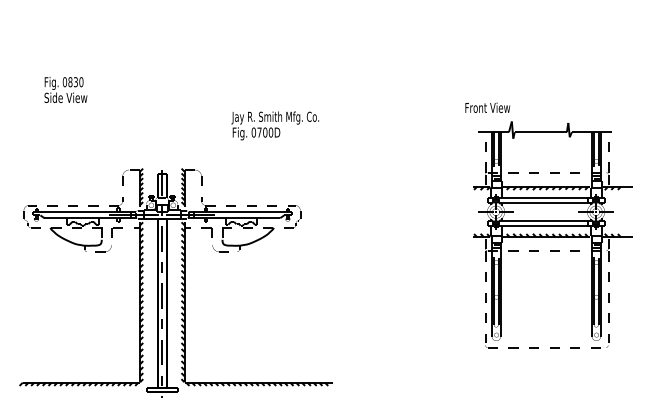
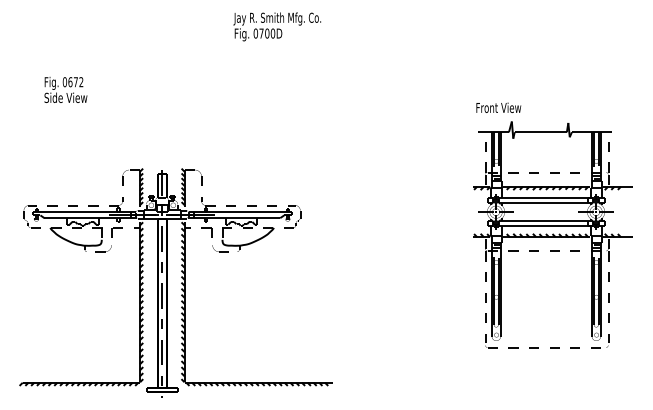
text: 0830 -> 0672 (75, 82)
text position: (487, 107) -> (498, 107) (498, 107)
text position: (274, 125) -> (276, 26) (276, 26)
